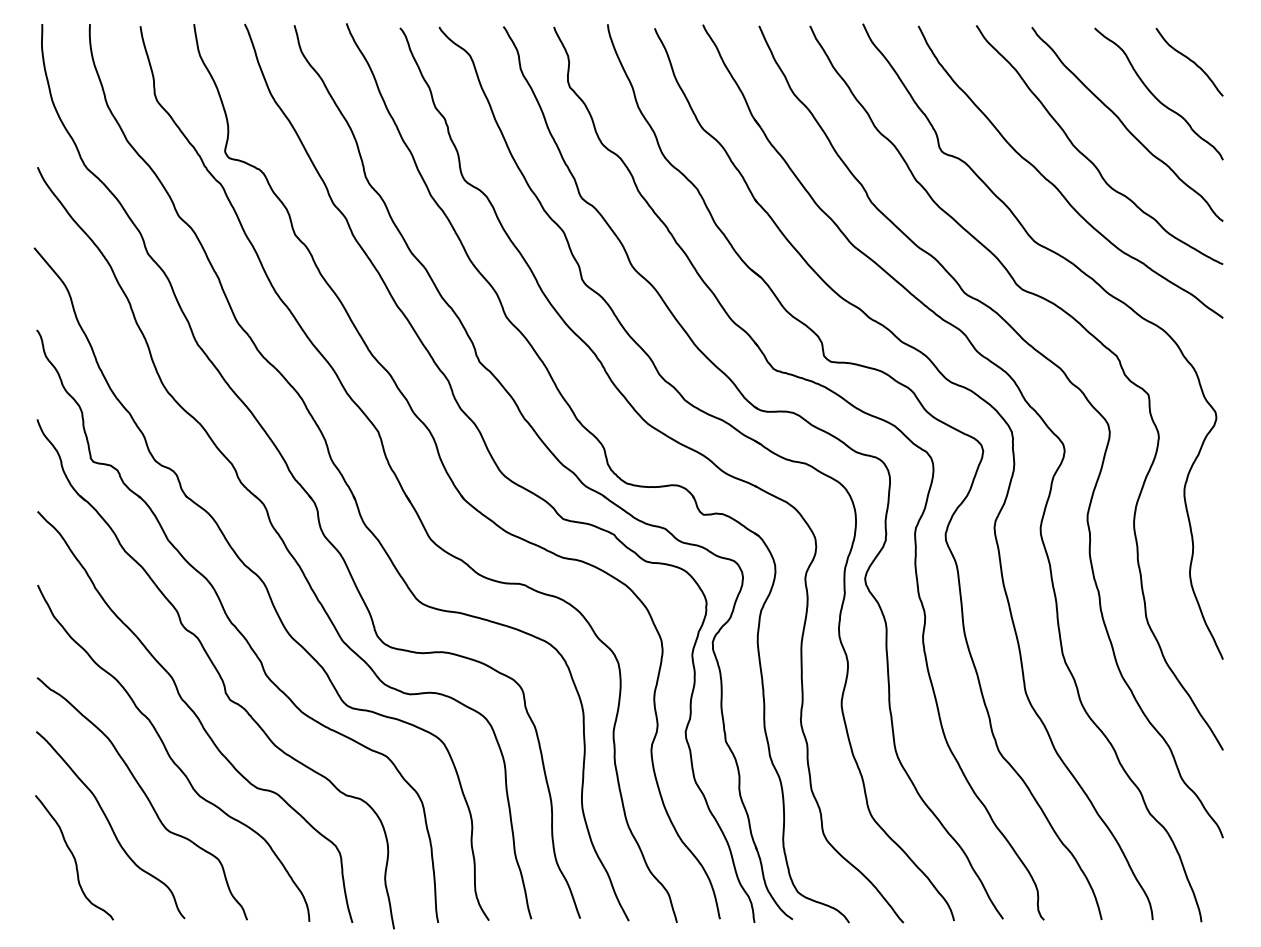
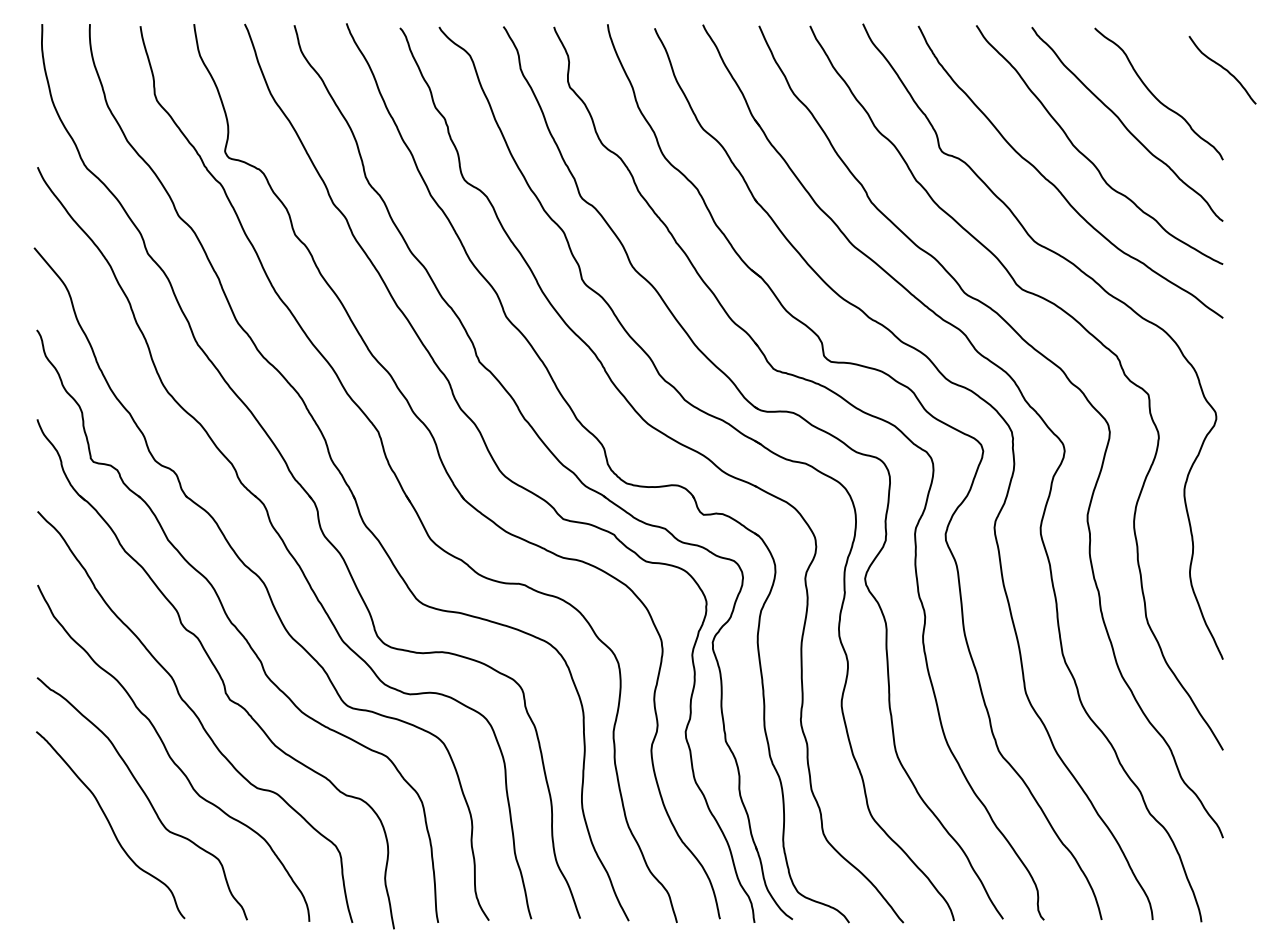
curve position: (1190, 61) -> (1223, 69) (1223, 69)
curve: present -> none (74, 857)
